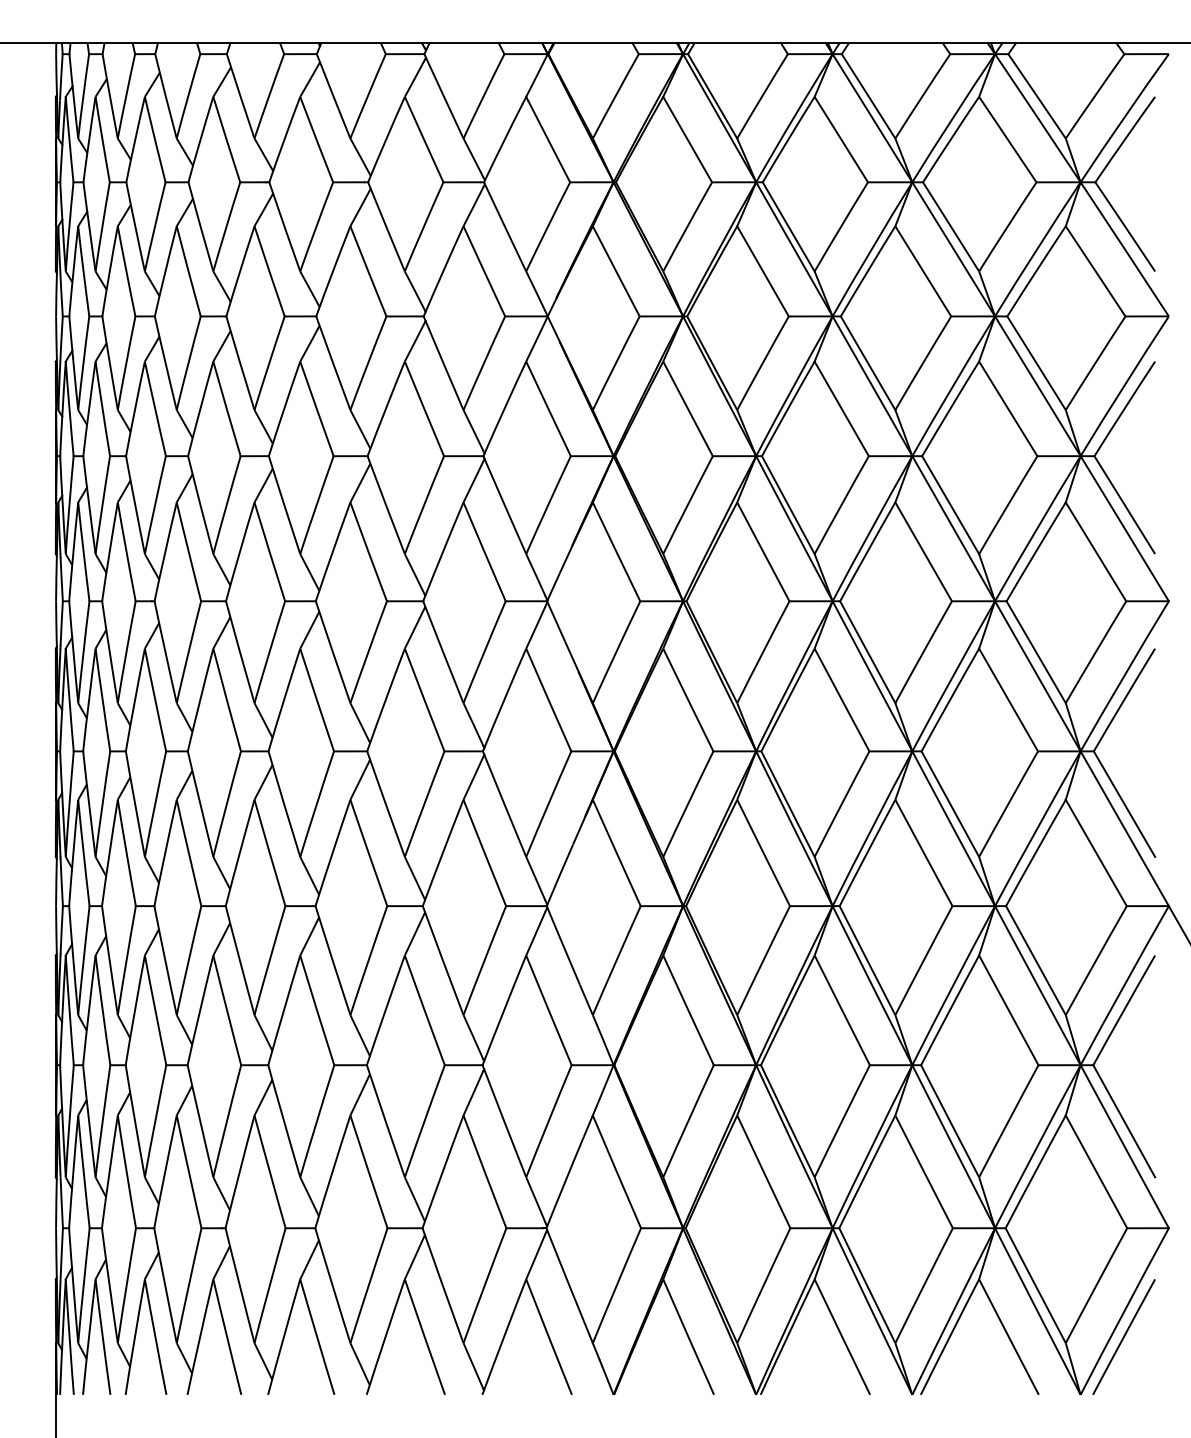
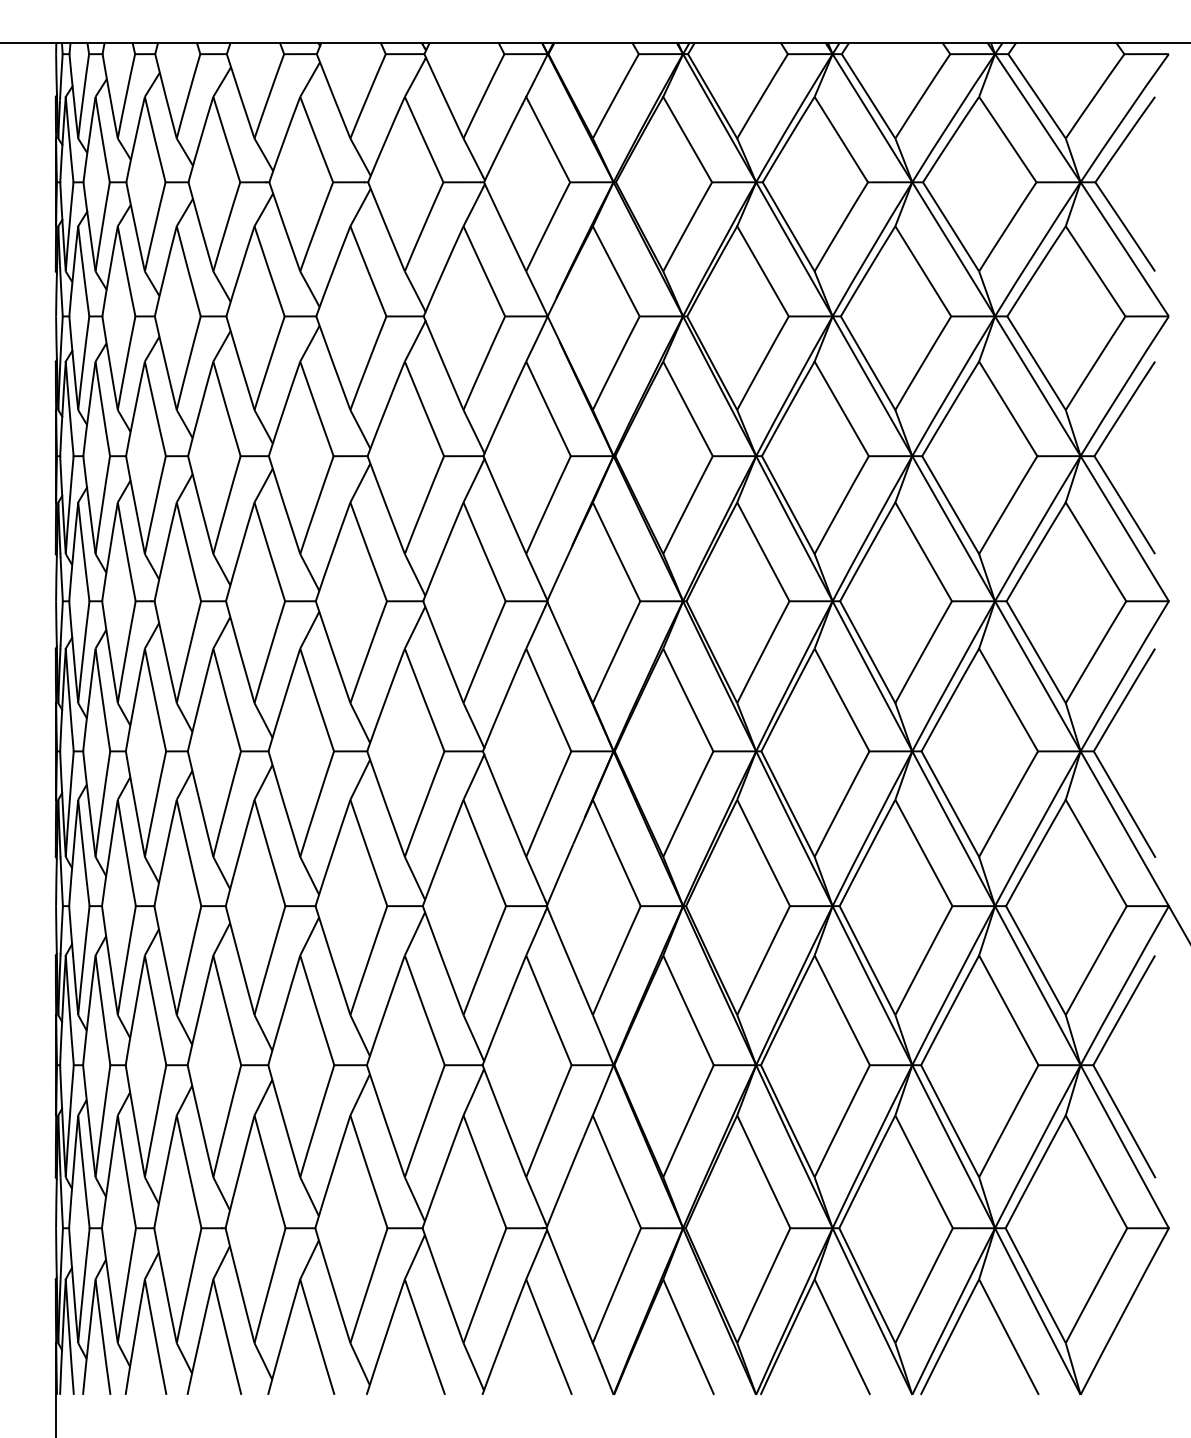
line: present -> none (1123, 1337)
